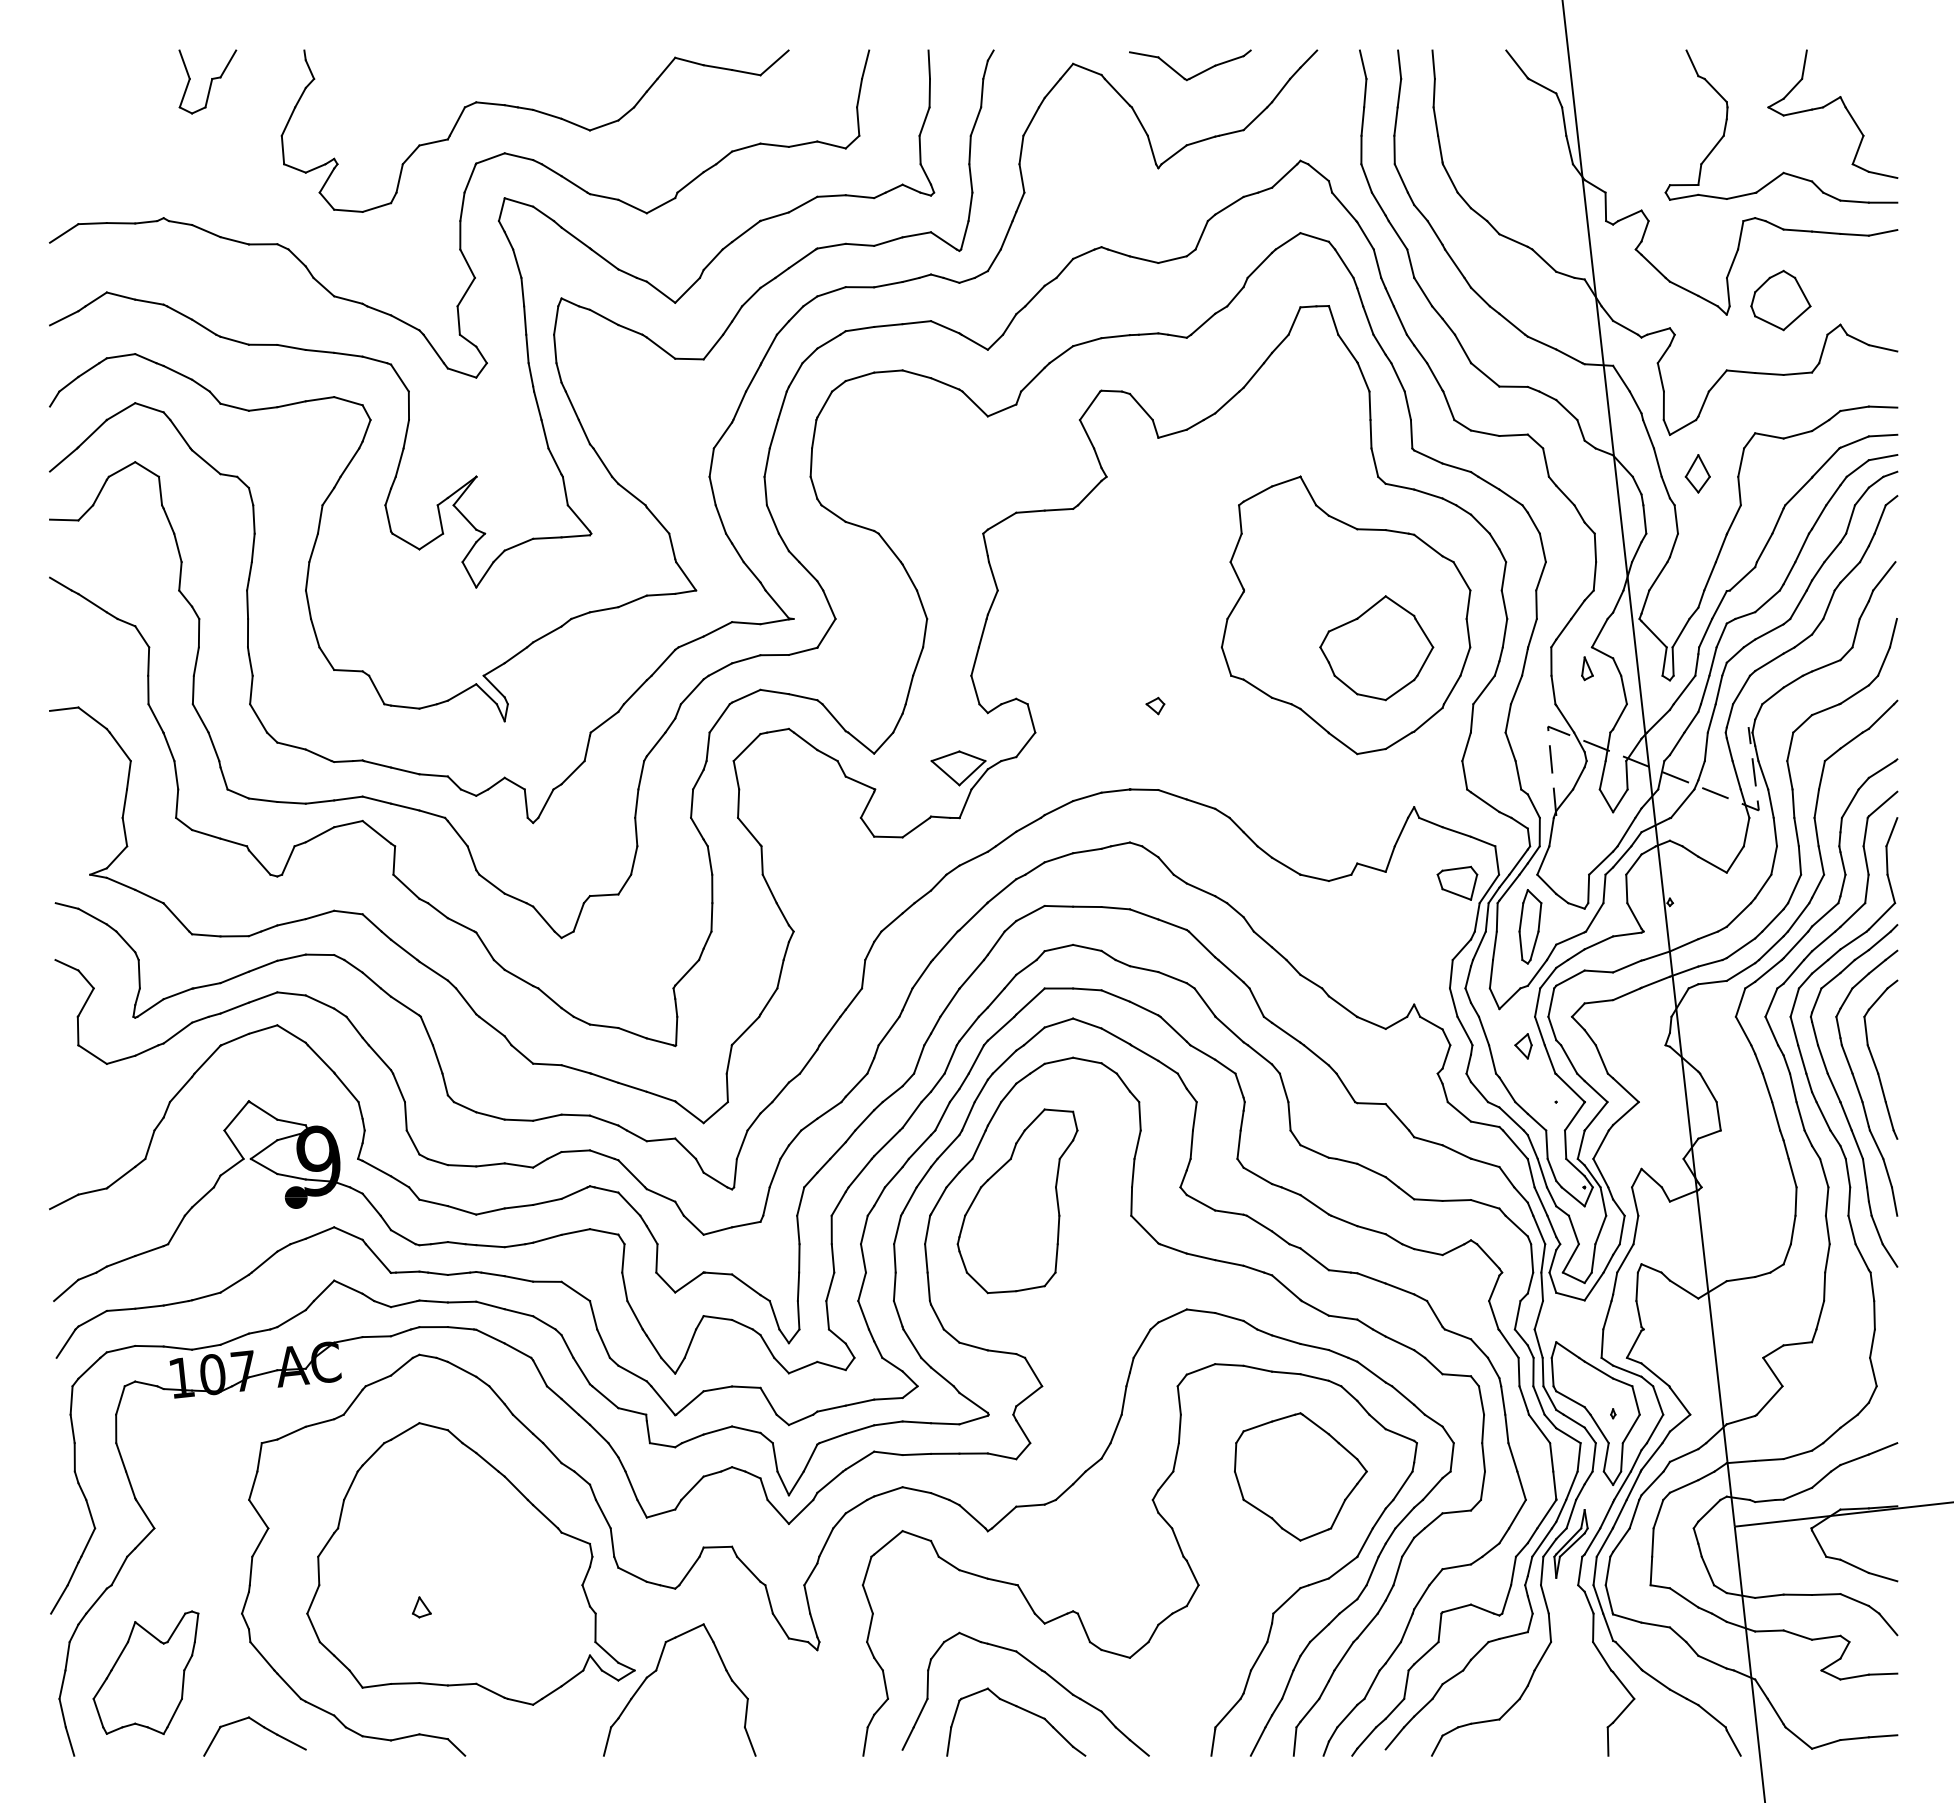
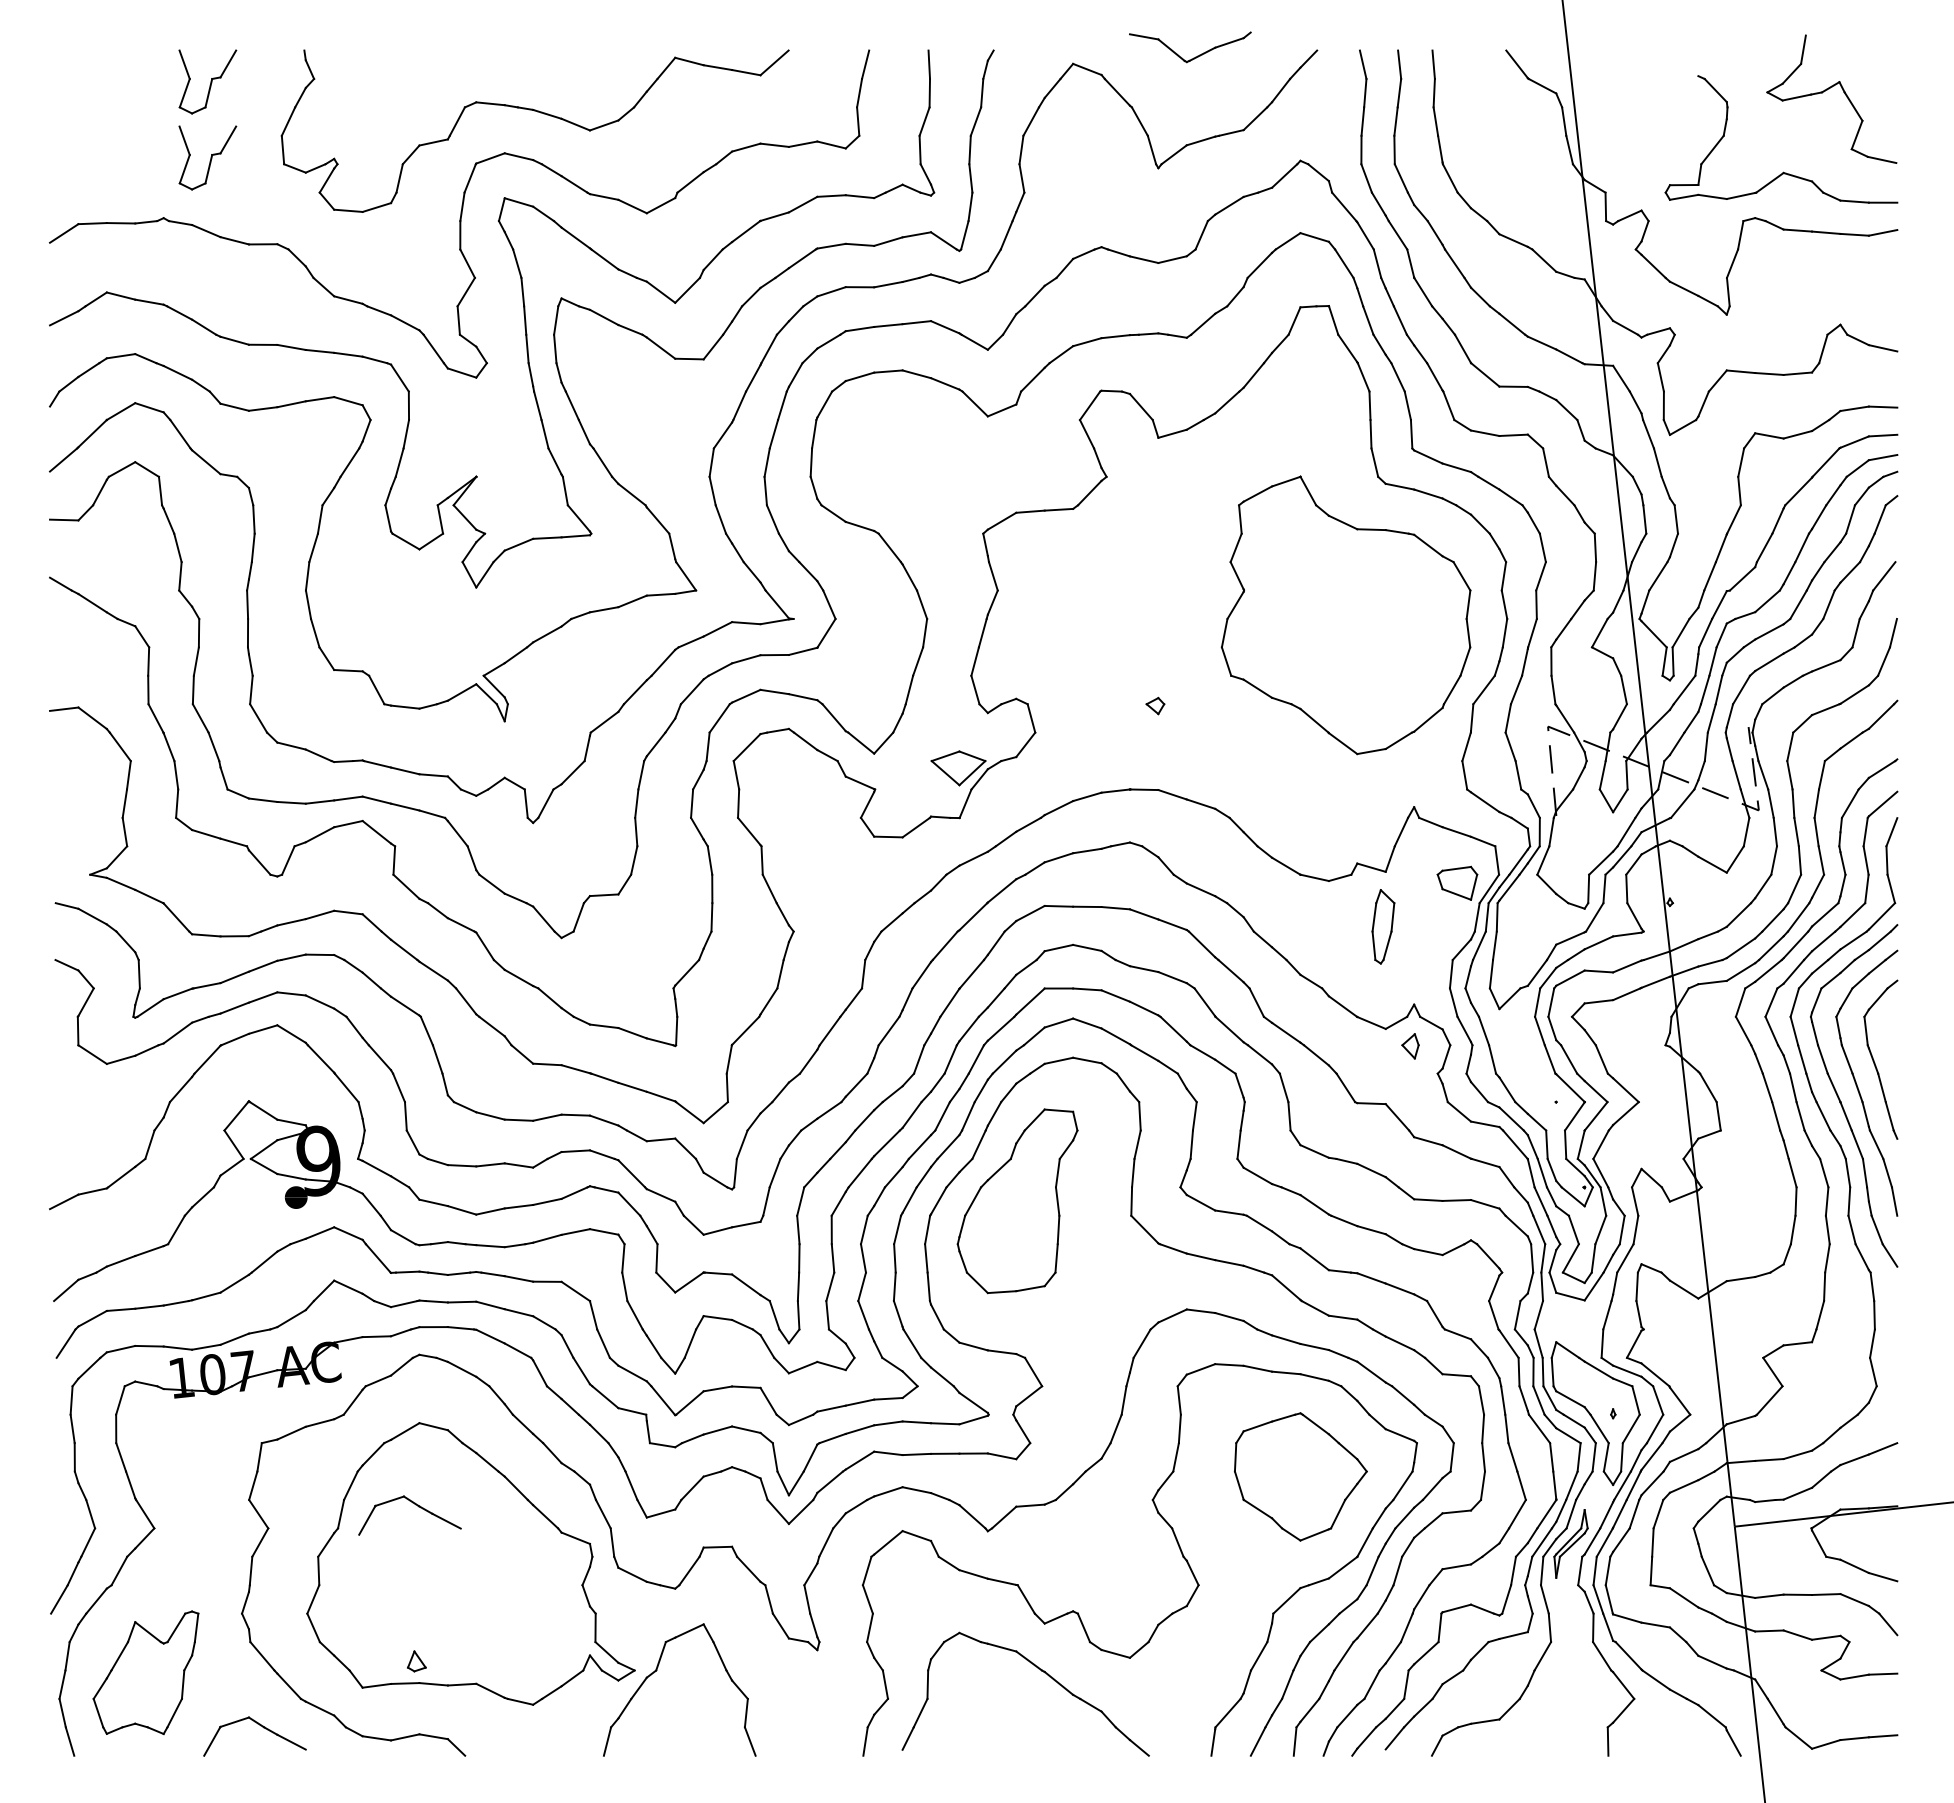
line: present -> none (1692, 63)
part position: (1195, 74) -> (1195, 56) (1195, 56)
part position: (1828, 105) -> (1827, 90) (1827, 90)
part: none -> present (207, 157)
part: present -> none (1780, 300)
part: present -> none (1697, 473)
part: present -> none (1376, 648)
part: present -> none (1587, 668)
part position: (1530, 926) -> (1383, 926) (1383, 926)
part position: (1523, 1046) -> (1410, 1046) (1410, 1046)
part: none -> present (415, 1505)
part position: (421, 1607) -> (416, 1661) (416, 1661)
part: present -> none (1021, 1709)
